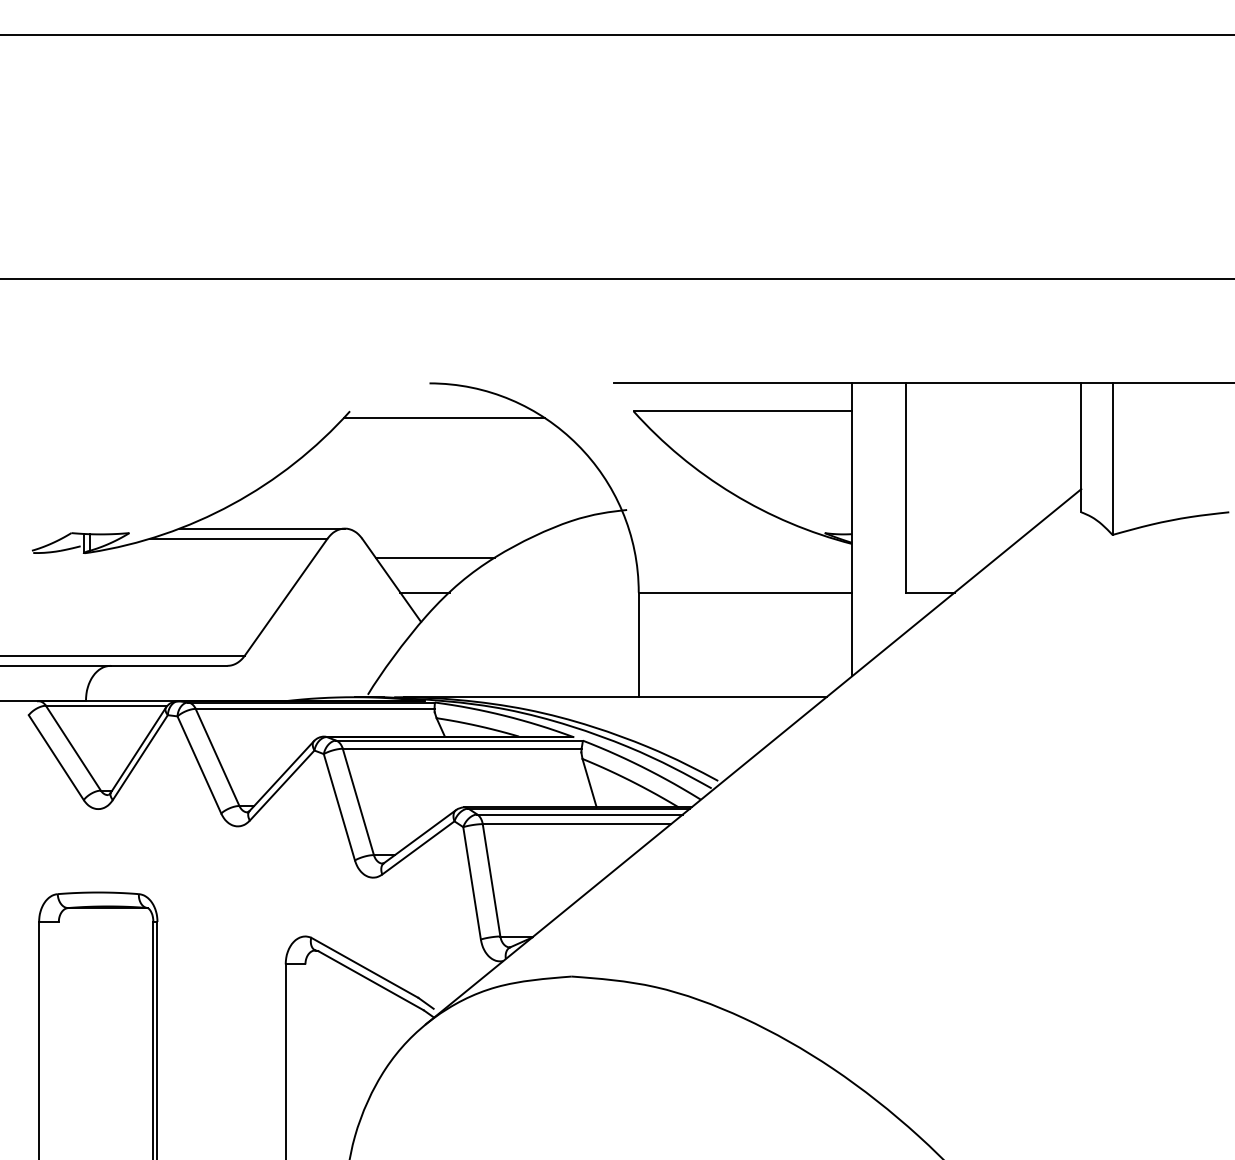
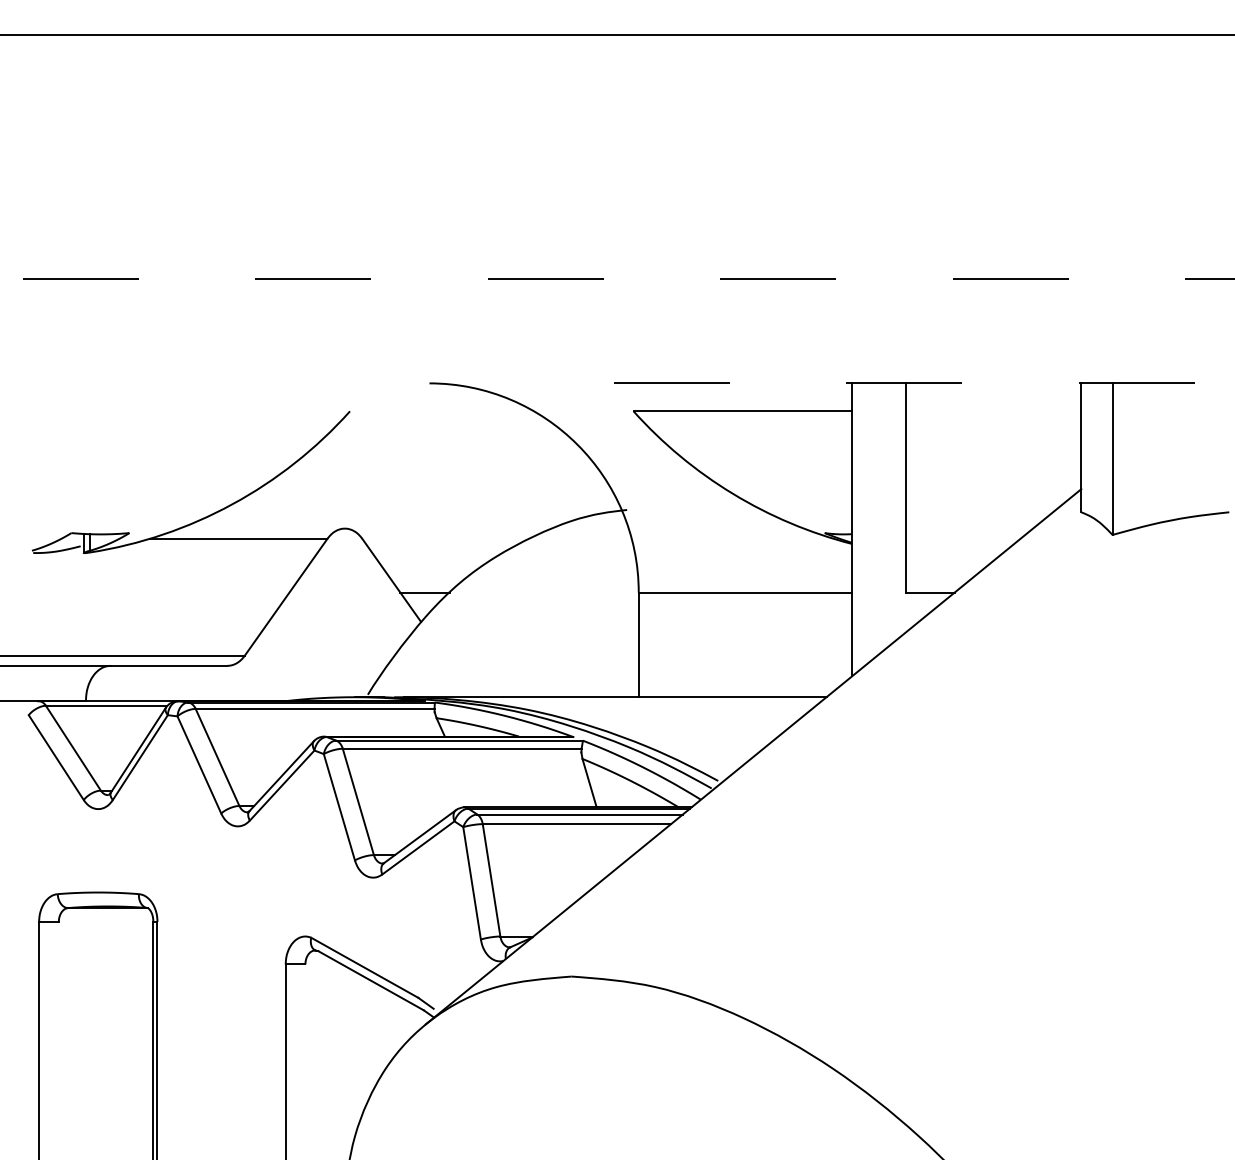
line: solid -> dashed (617, 278)
line: solid -> dashed (924, 383)
line: present -> none (444, 418)
line: present -> none (261, 528)
line: present -> none (434, 557)
